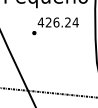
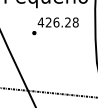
text: 426.24 -> 426.28 (75, 22)
